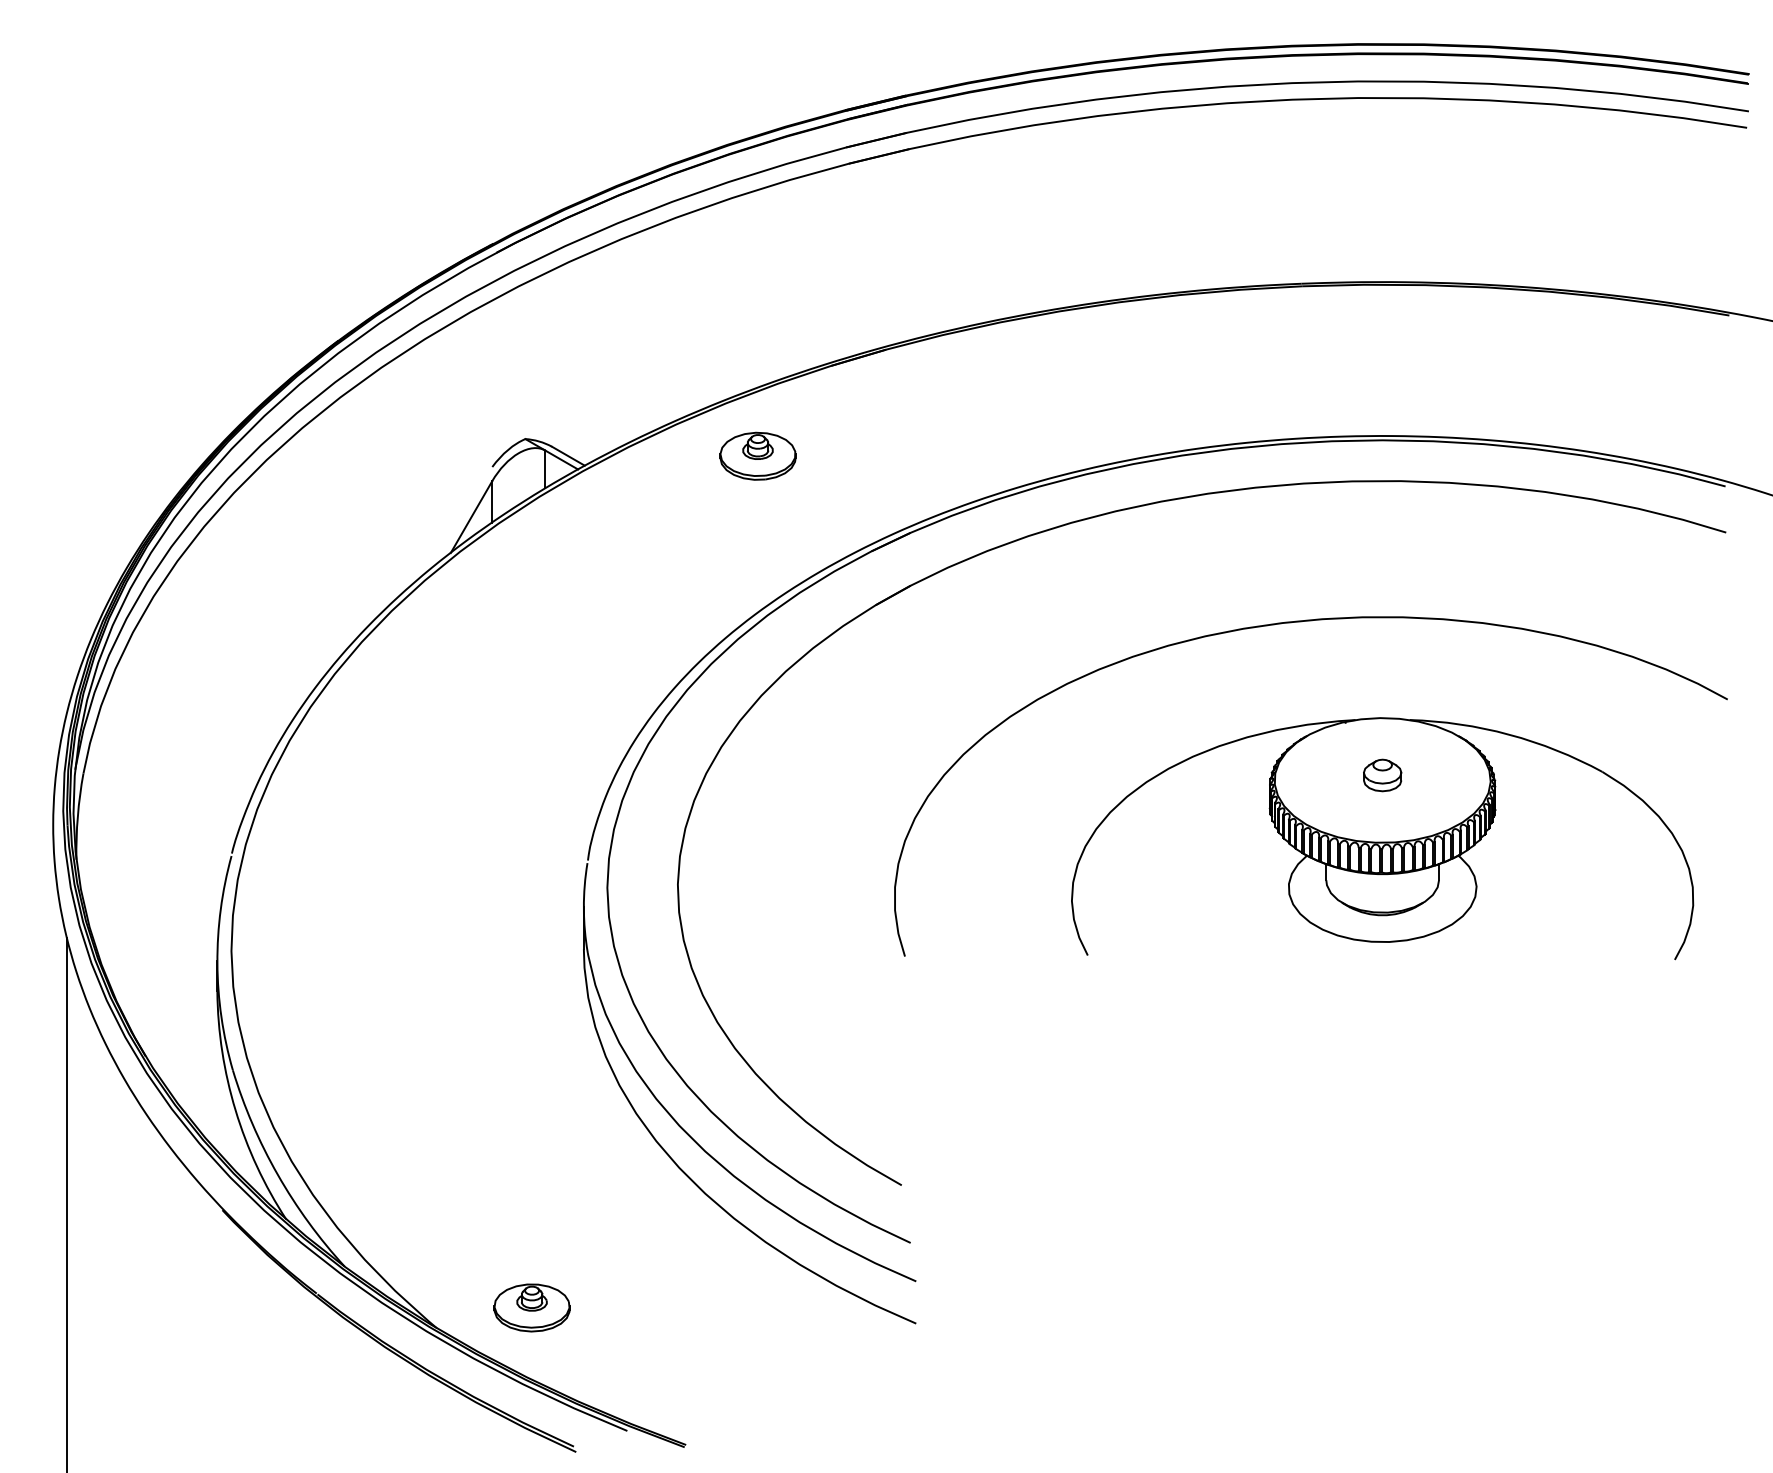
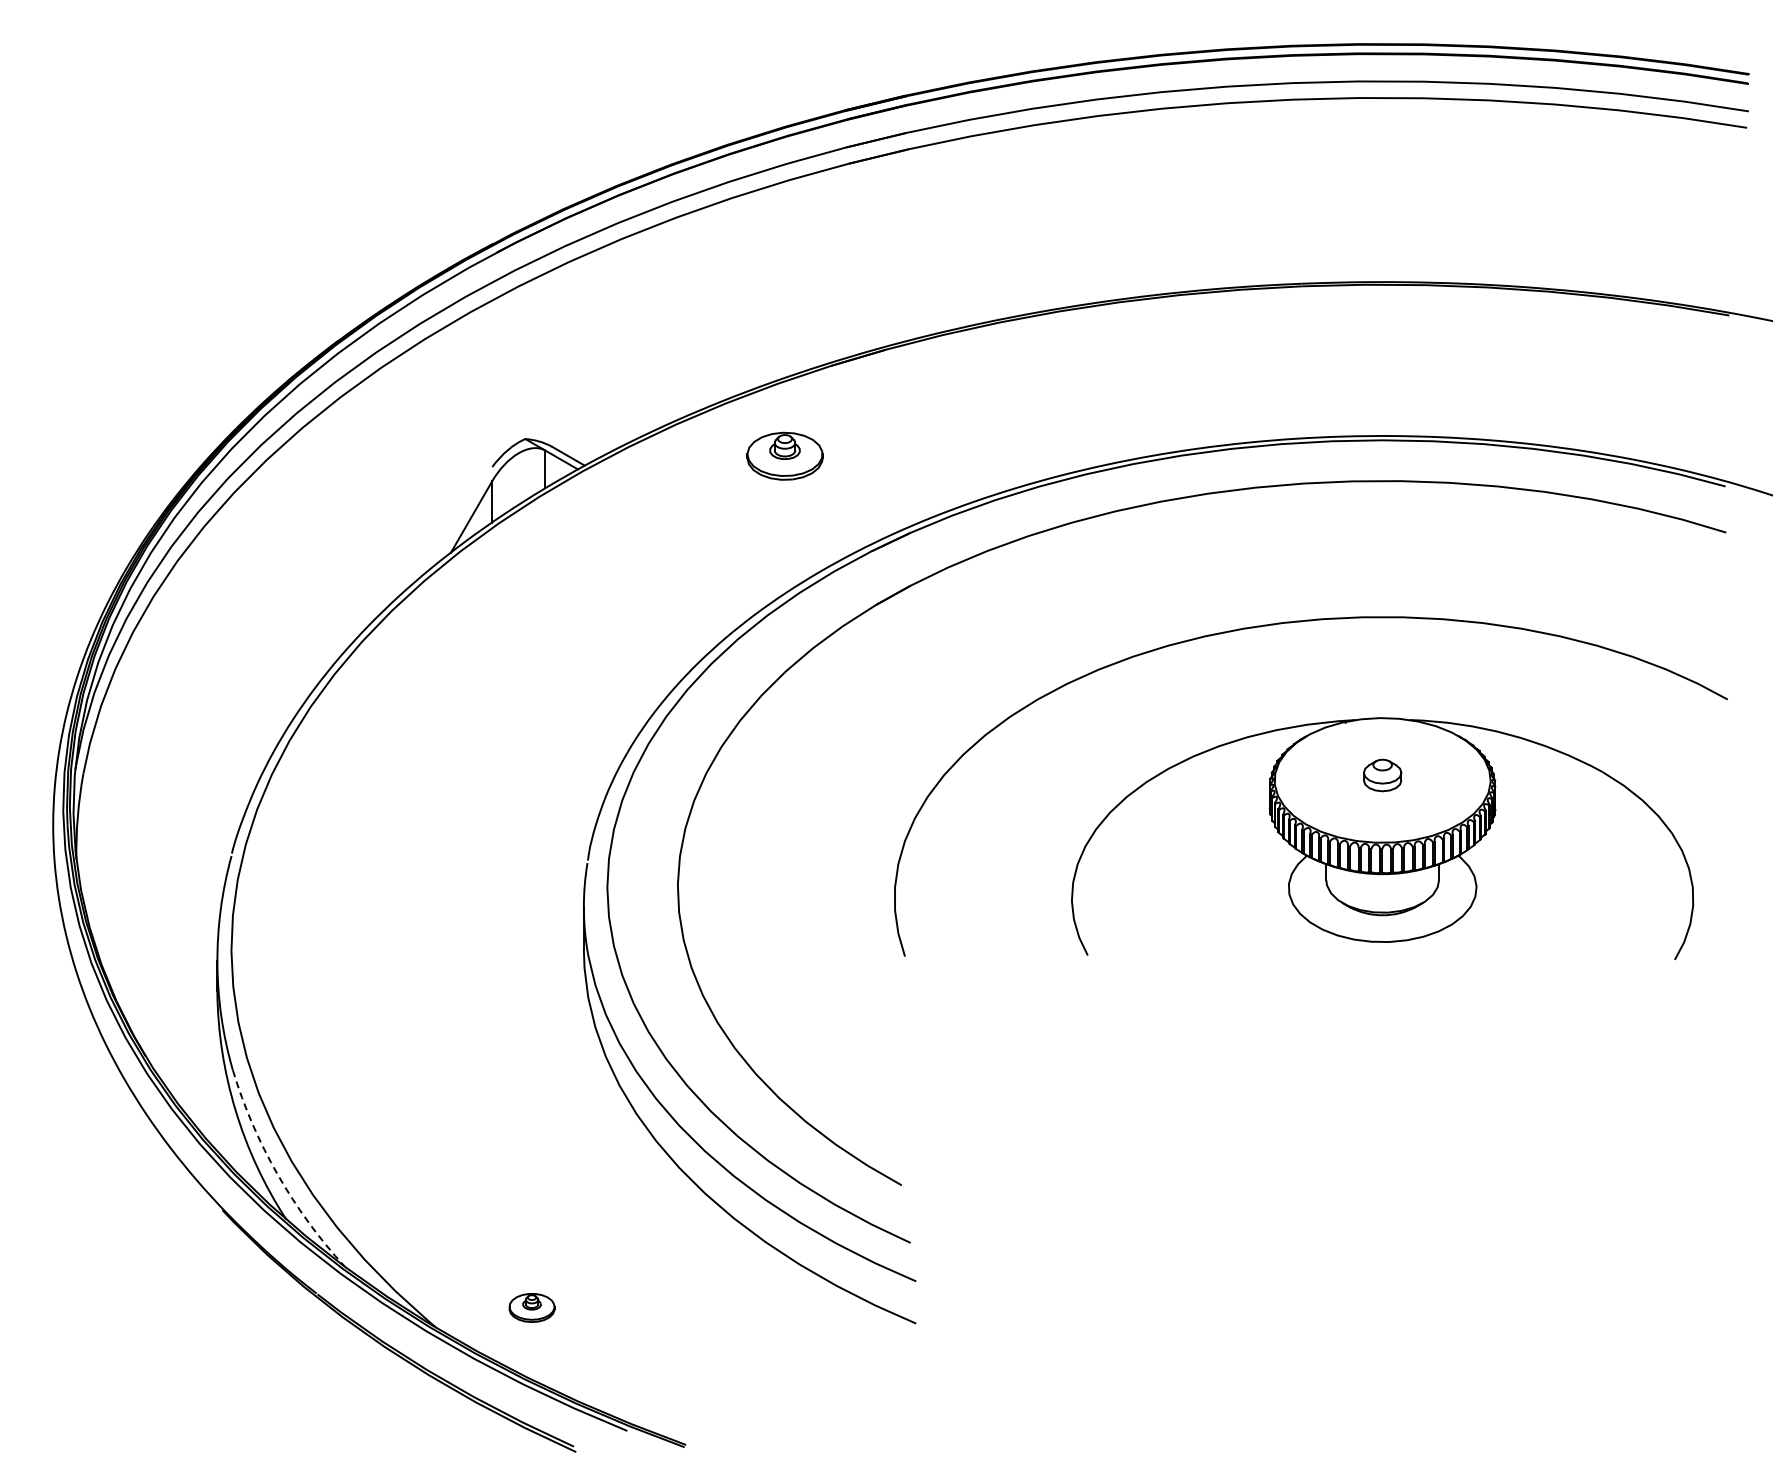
part position: (757, 455) -> (784, 455) (784, 455)
arc: solid -> dashed (277, 1174)
line: present -> none (66, 1203)
part size: 78x50 px -> 48x30 px (531, 1307)
